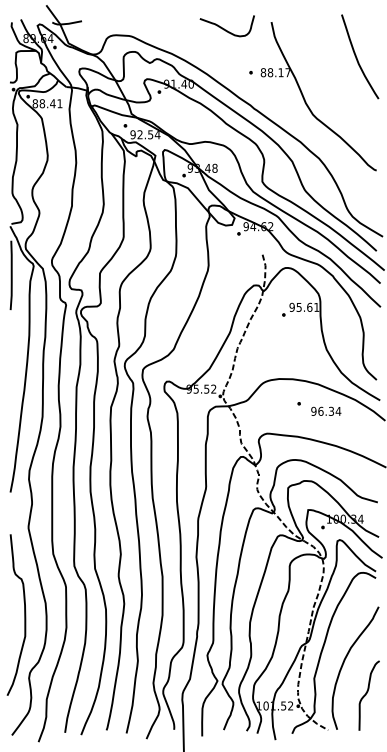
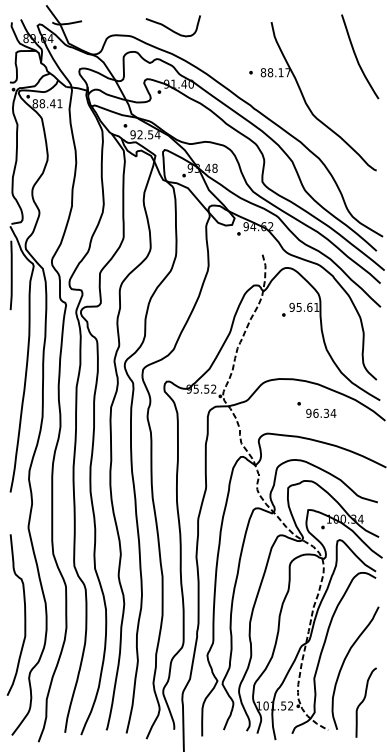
curve position: (224, 28) -> (170, 28) (170, 28)
text position: (326, 410) -> (321, 412) (321, 412)
curve position: (366, 695) -> (363, 702) (363, 702)
